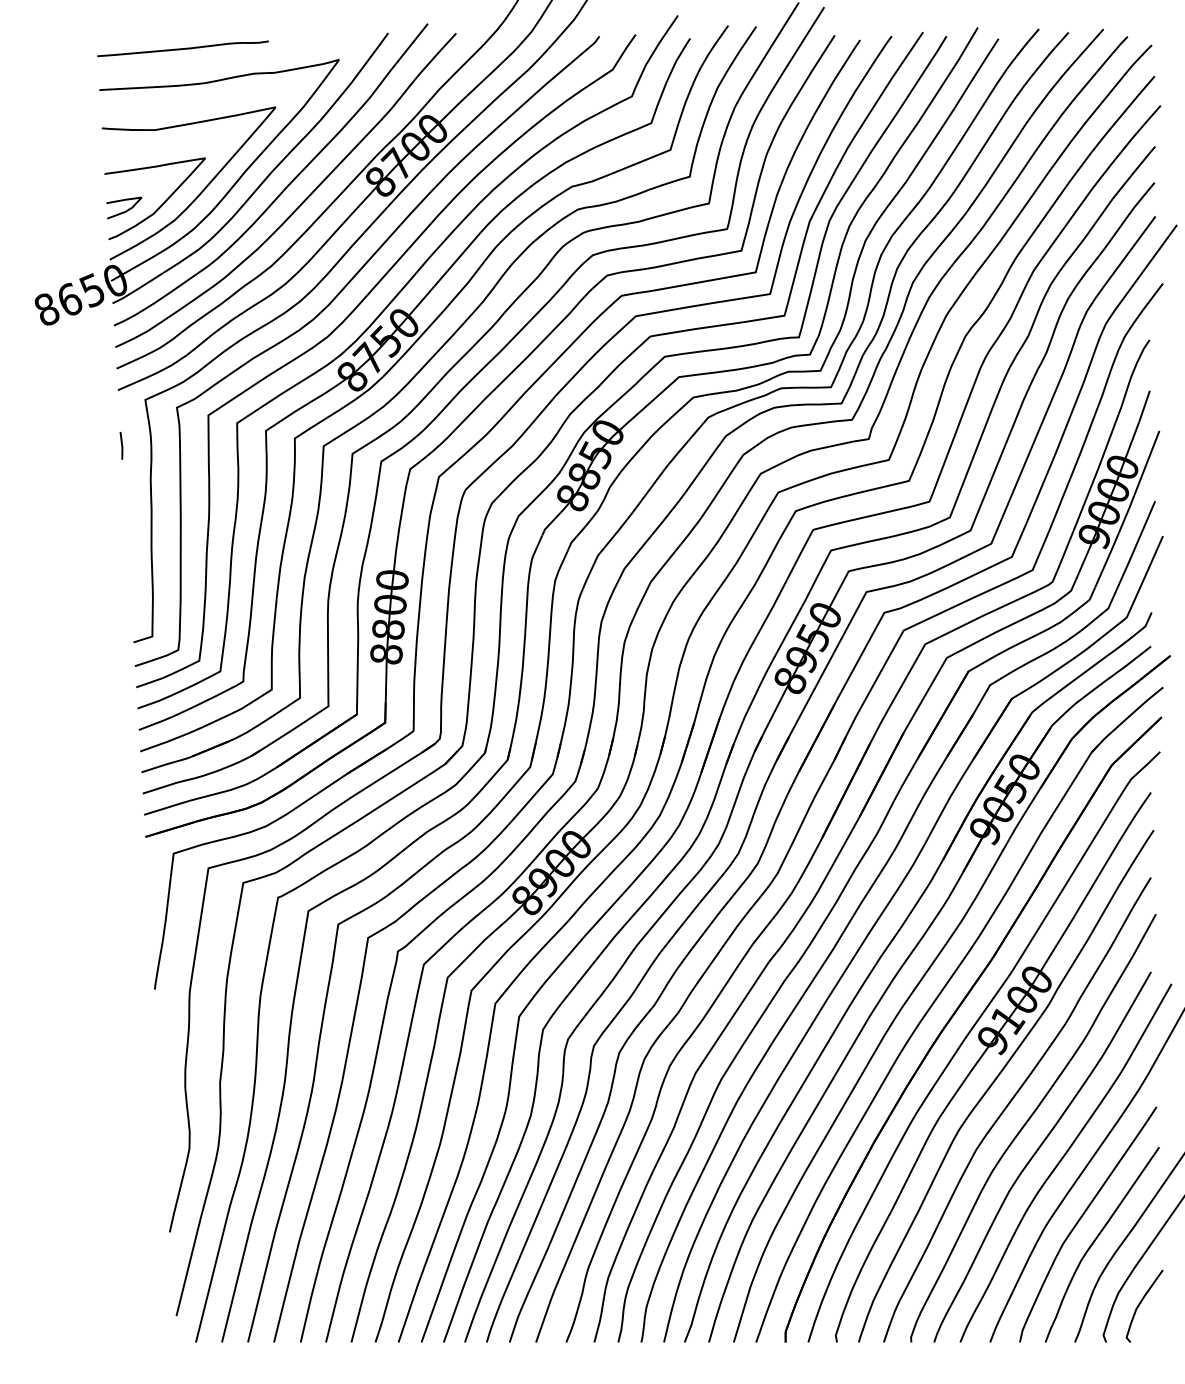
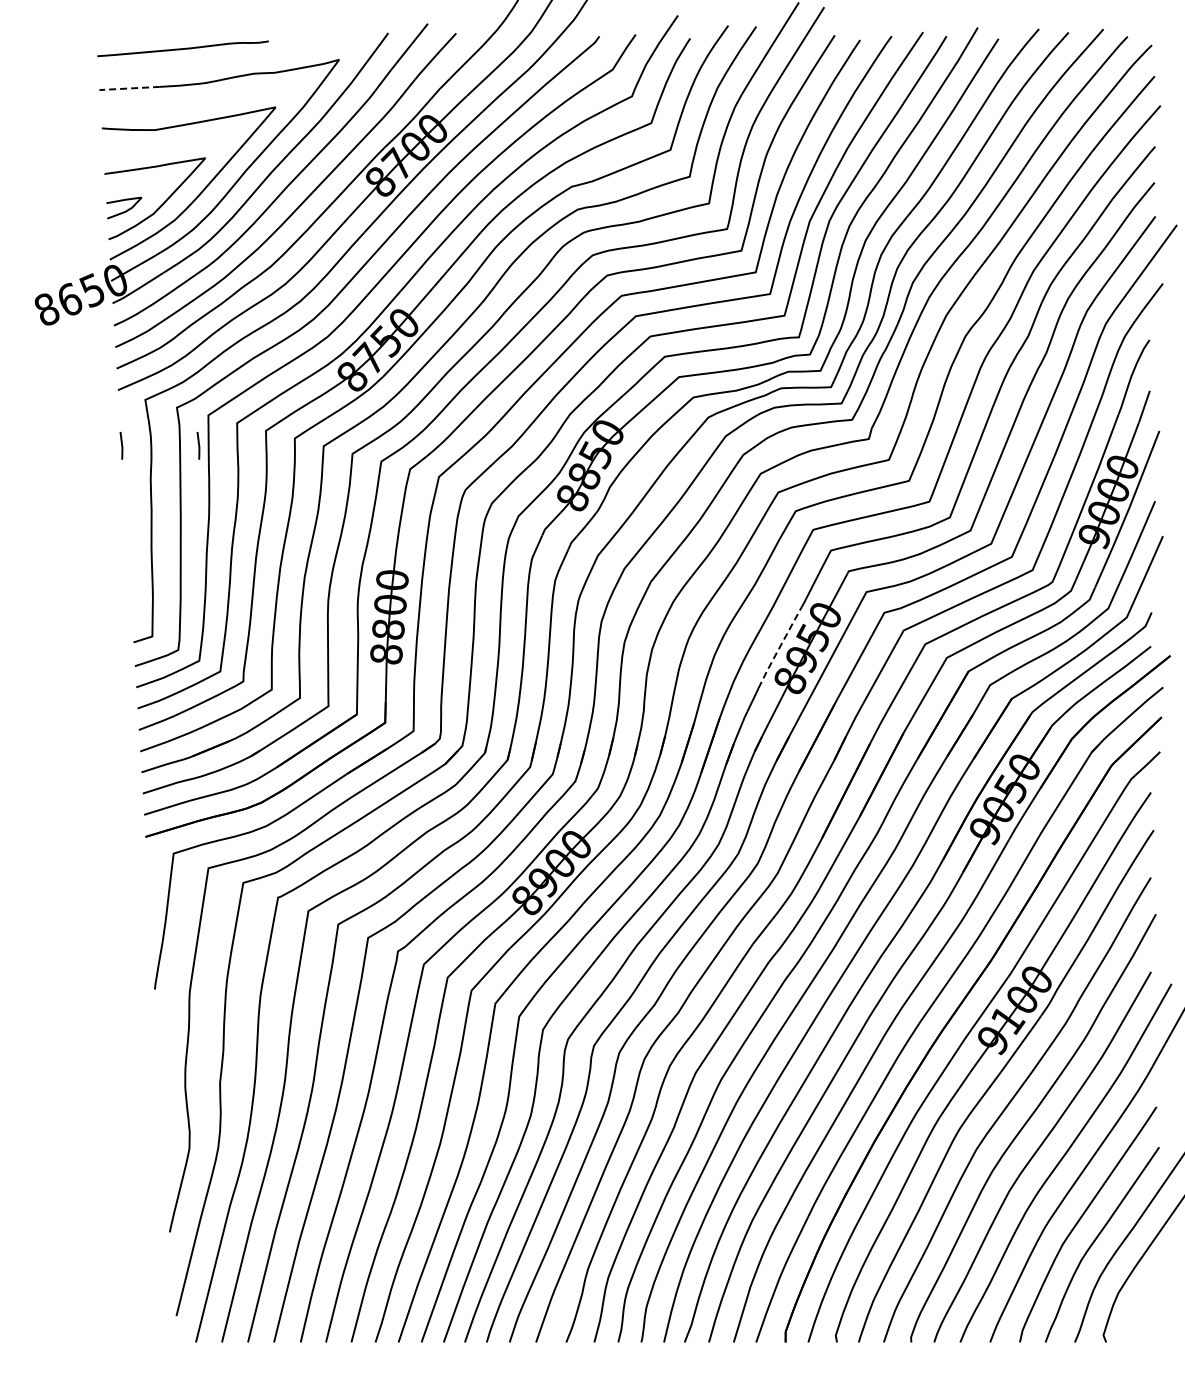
line: solid -> dashed (130, 88)
line: none -> present (198, 445)
line: solid -> dashed (779, 648)
curve: present -> none (1141, 1303)
